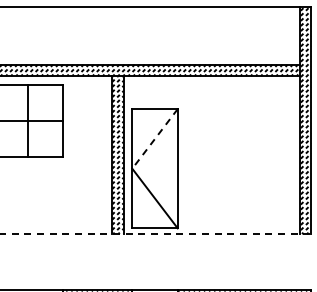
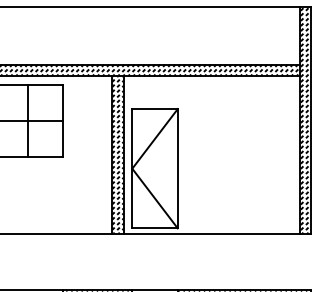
line: dashed -> solid (154, 139)
line: dashed -> solid (156, 234)
